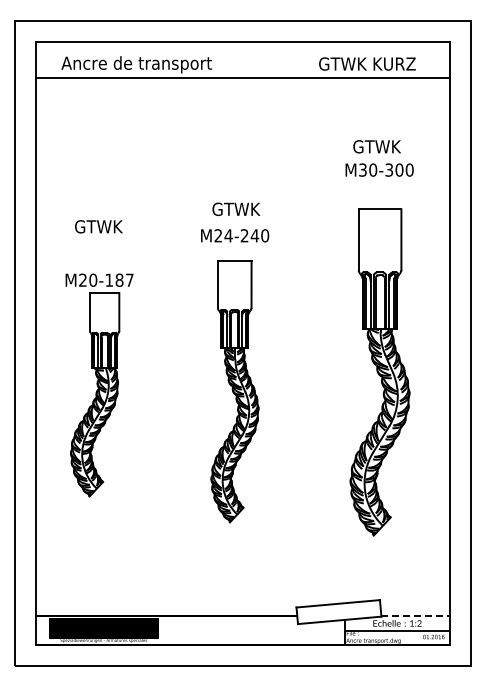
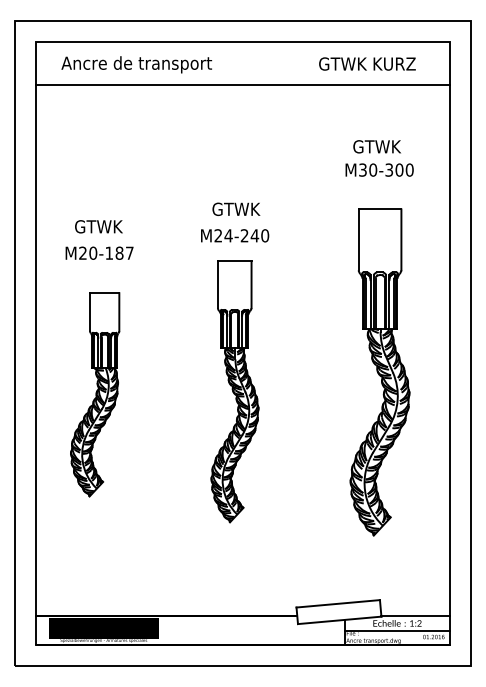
line position: (242, 78) -> (242, 85) (242, 85)
text position: (99, 279) -> (99, 252) (99, 252)
line: dashed -> solid (415, 616)
